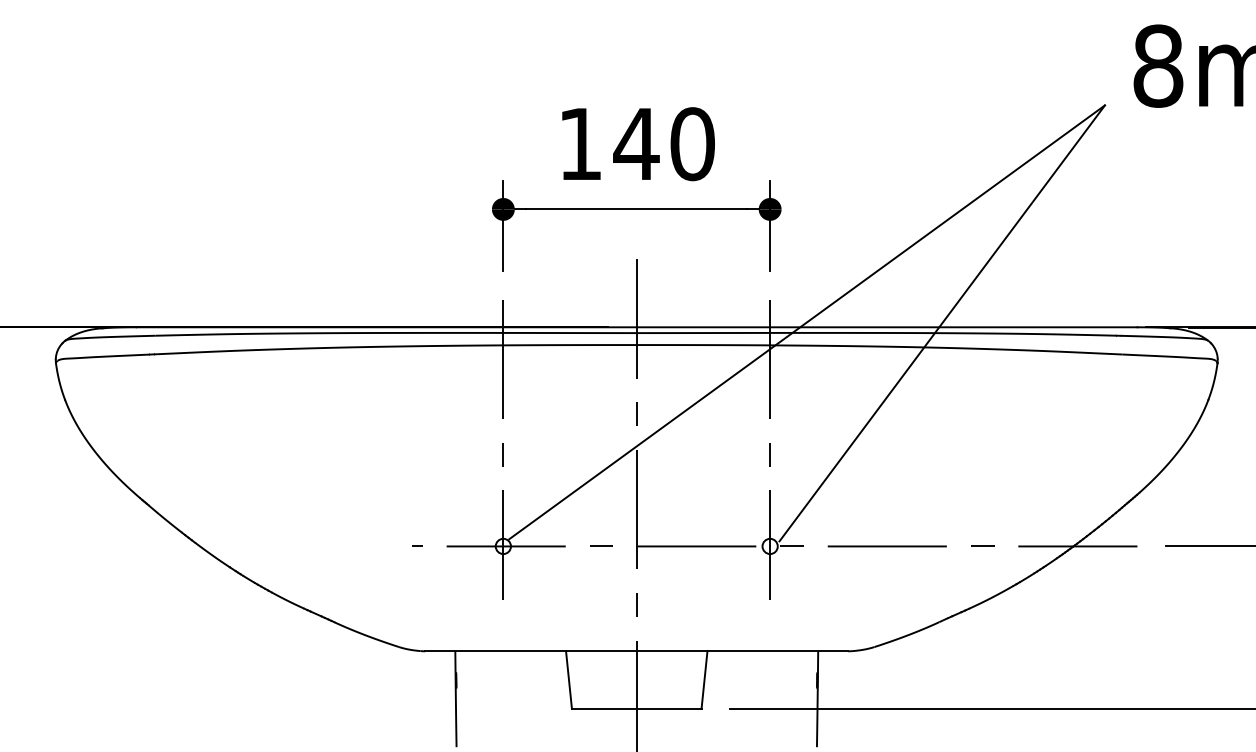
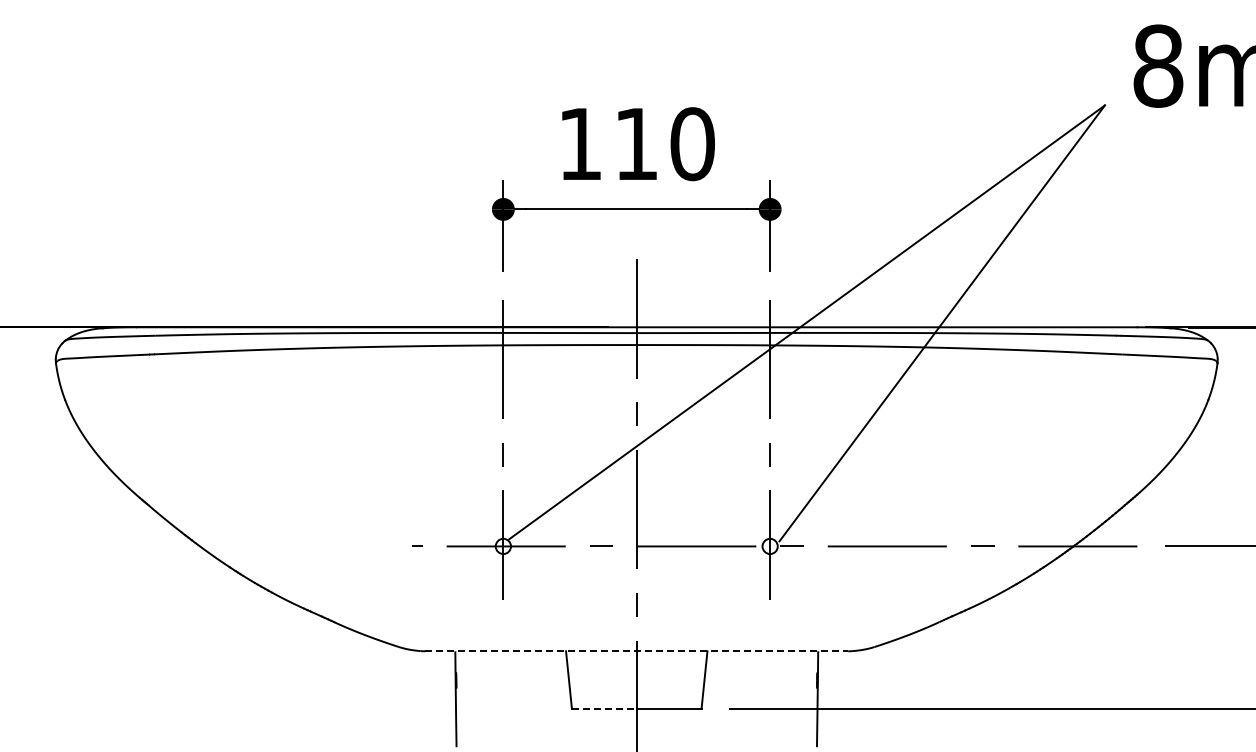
text: 140 -> 110 (636, 143)
line: solid -> dashed (637, 651)
line: solid -> dashed (604, 708)
